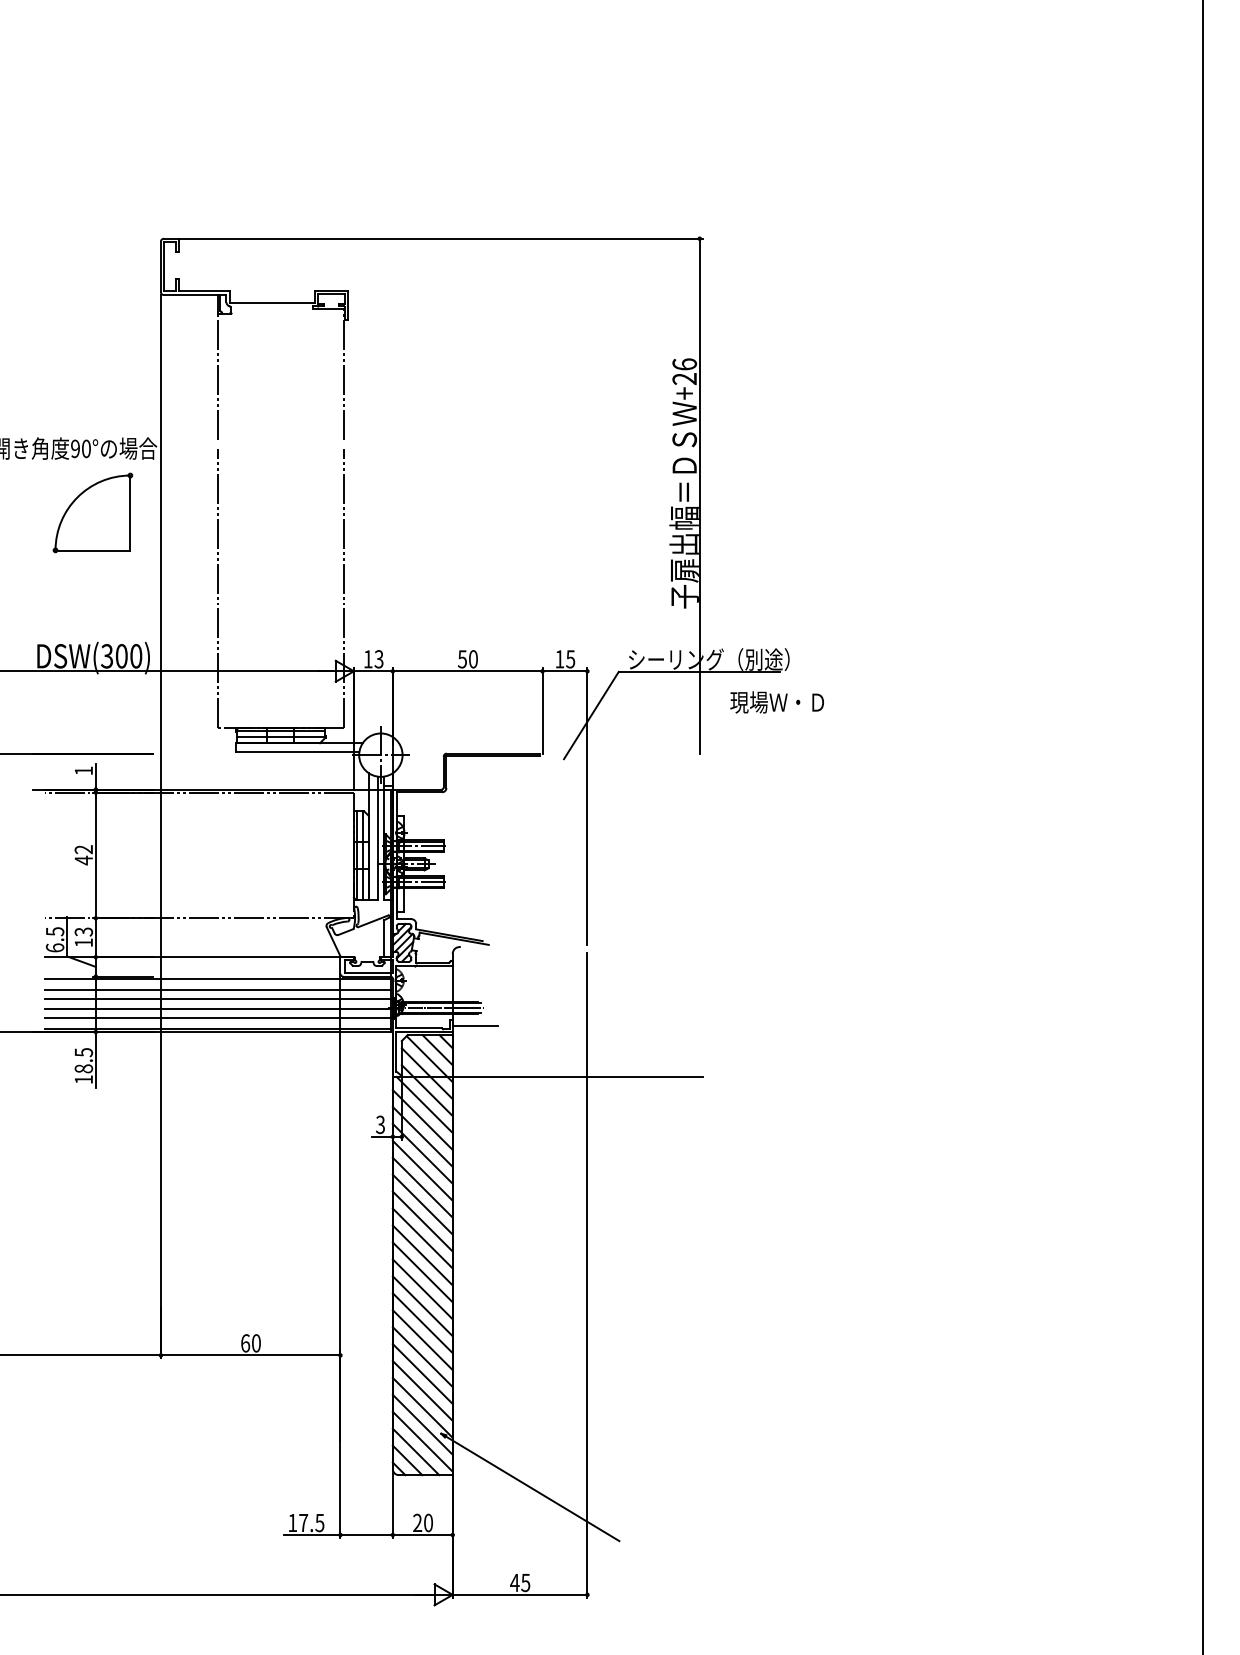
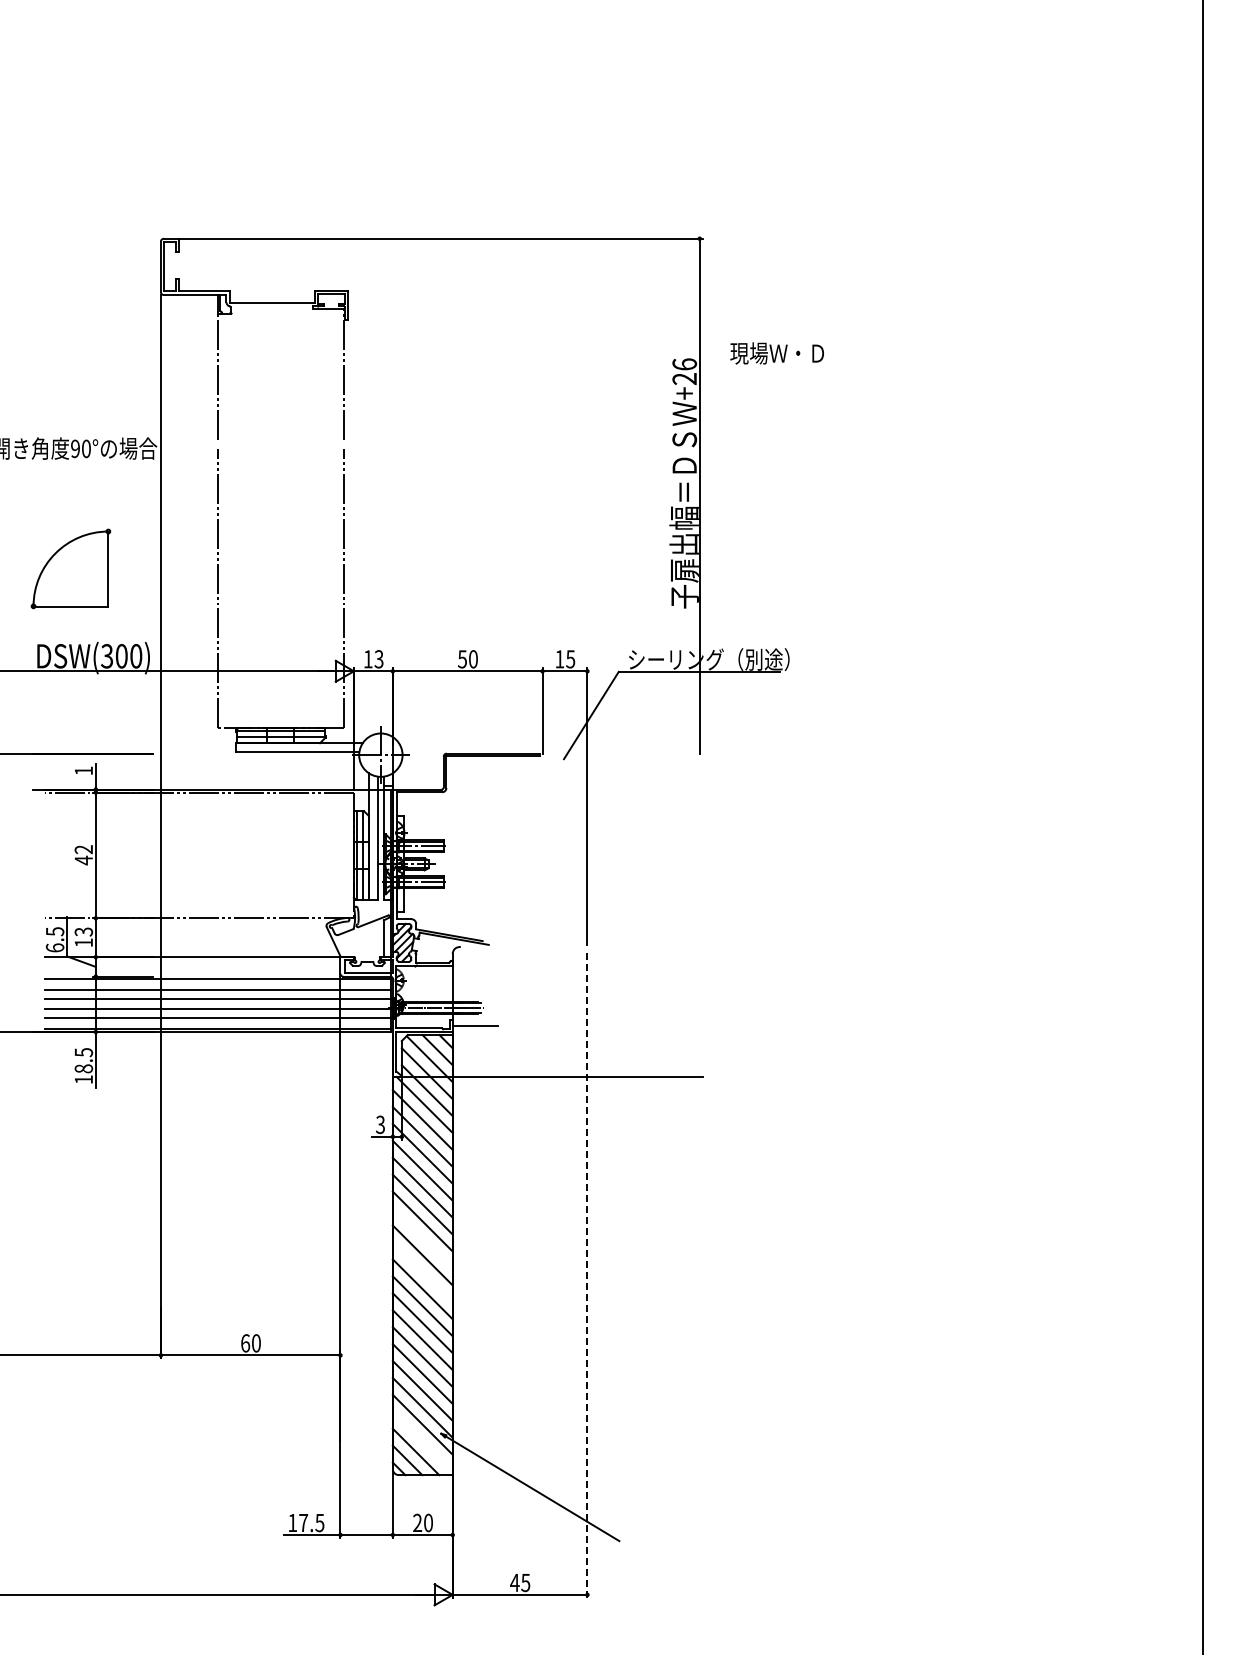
part position: (92, 512) -> (70, 568) (70, 568)
text position: (776, 702) -> (776, 353) (776, 353)
line: present -> none (422, 1238)
line: present -> none (422, 1272)
line: solid -> dashed (587, 1276)
line: present -> none (422, 1441)
